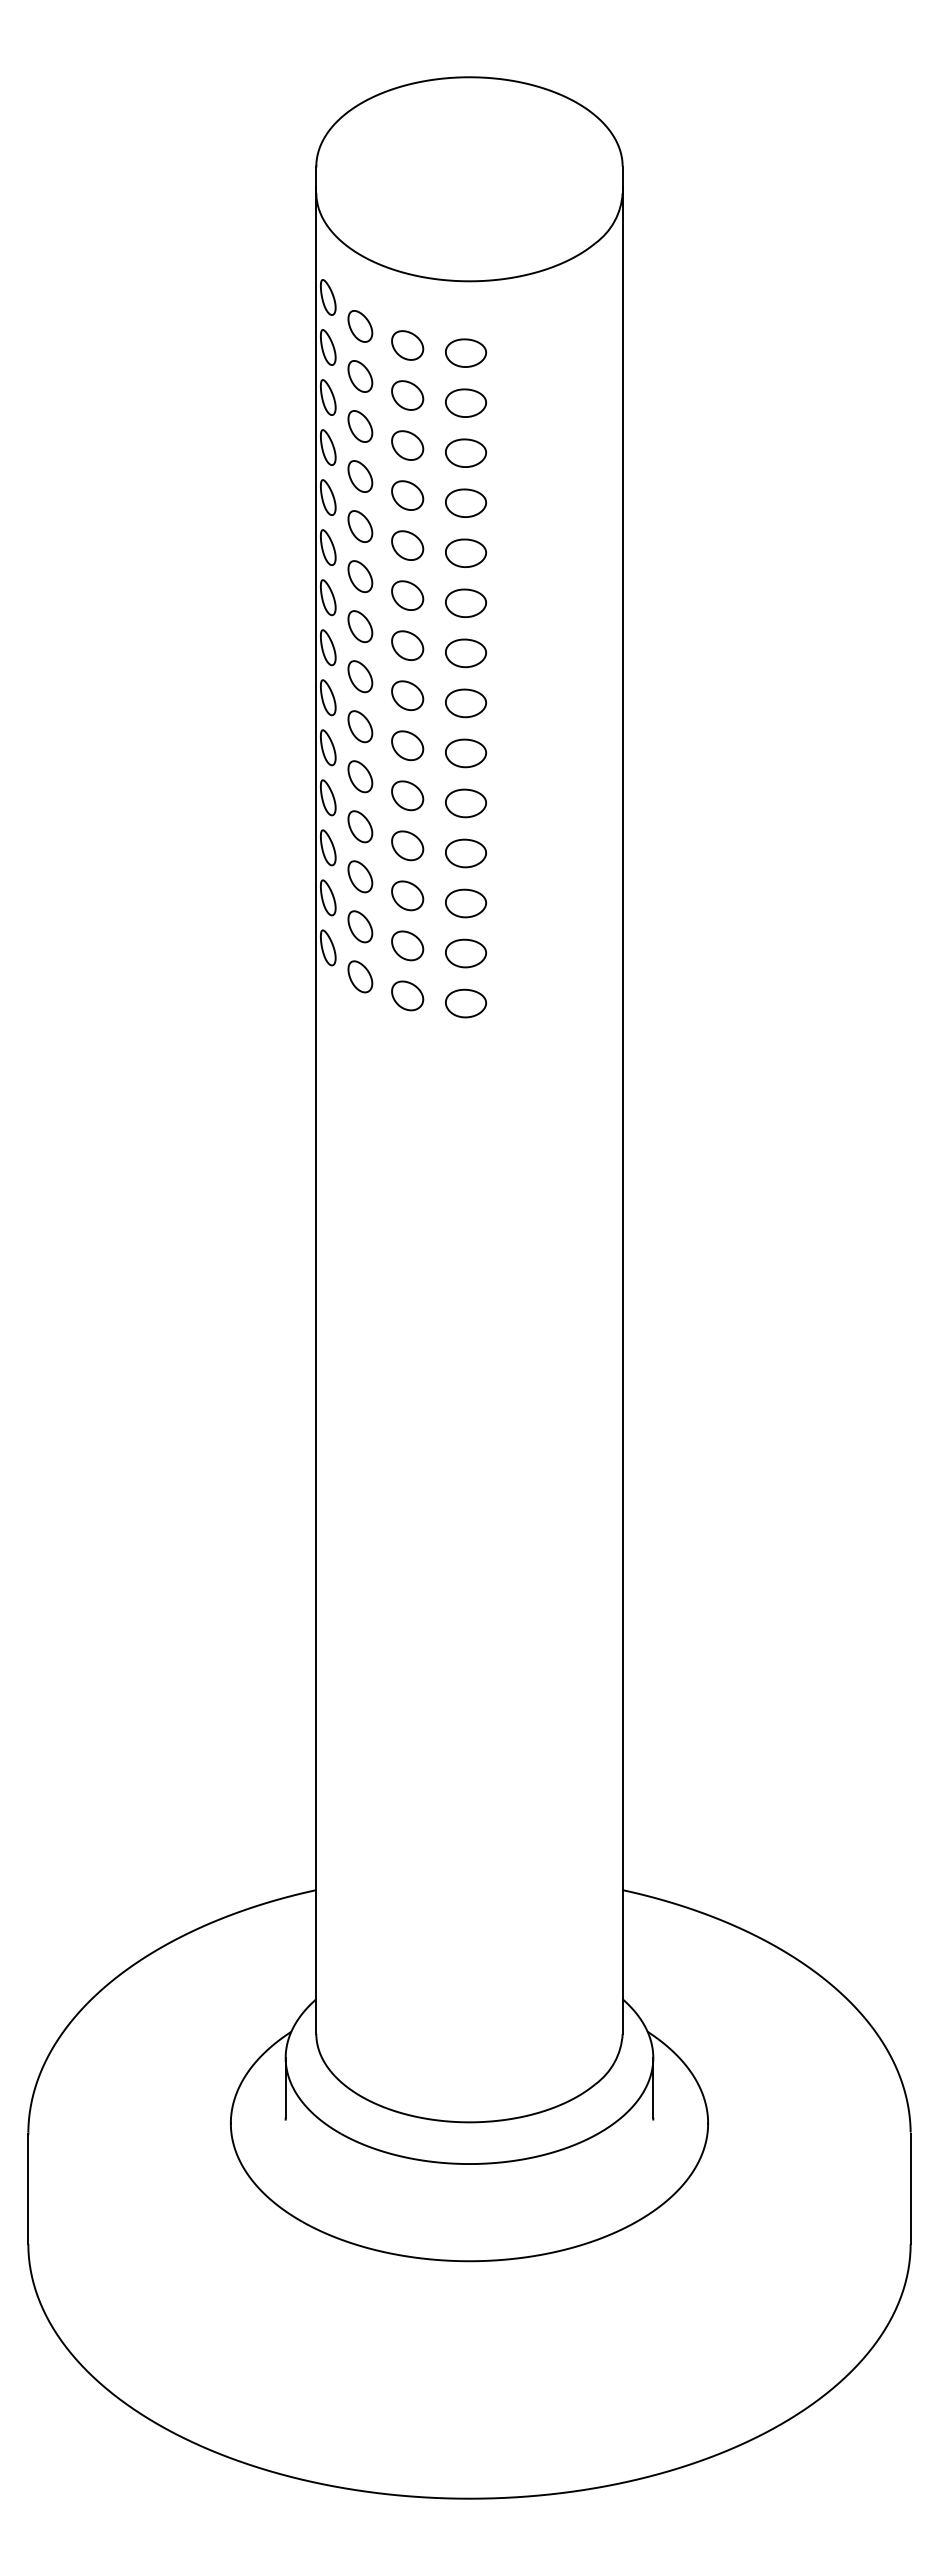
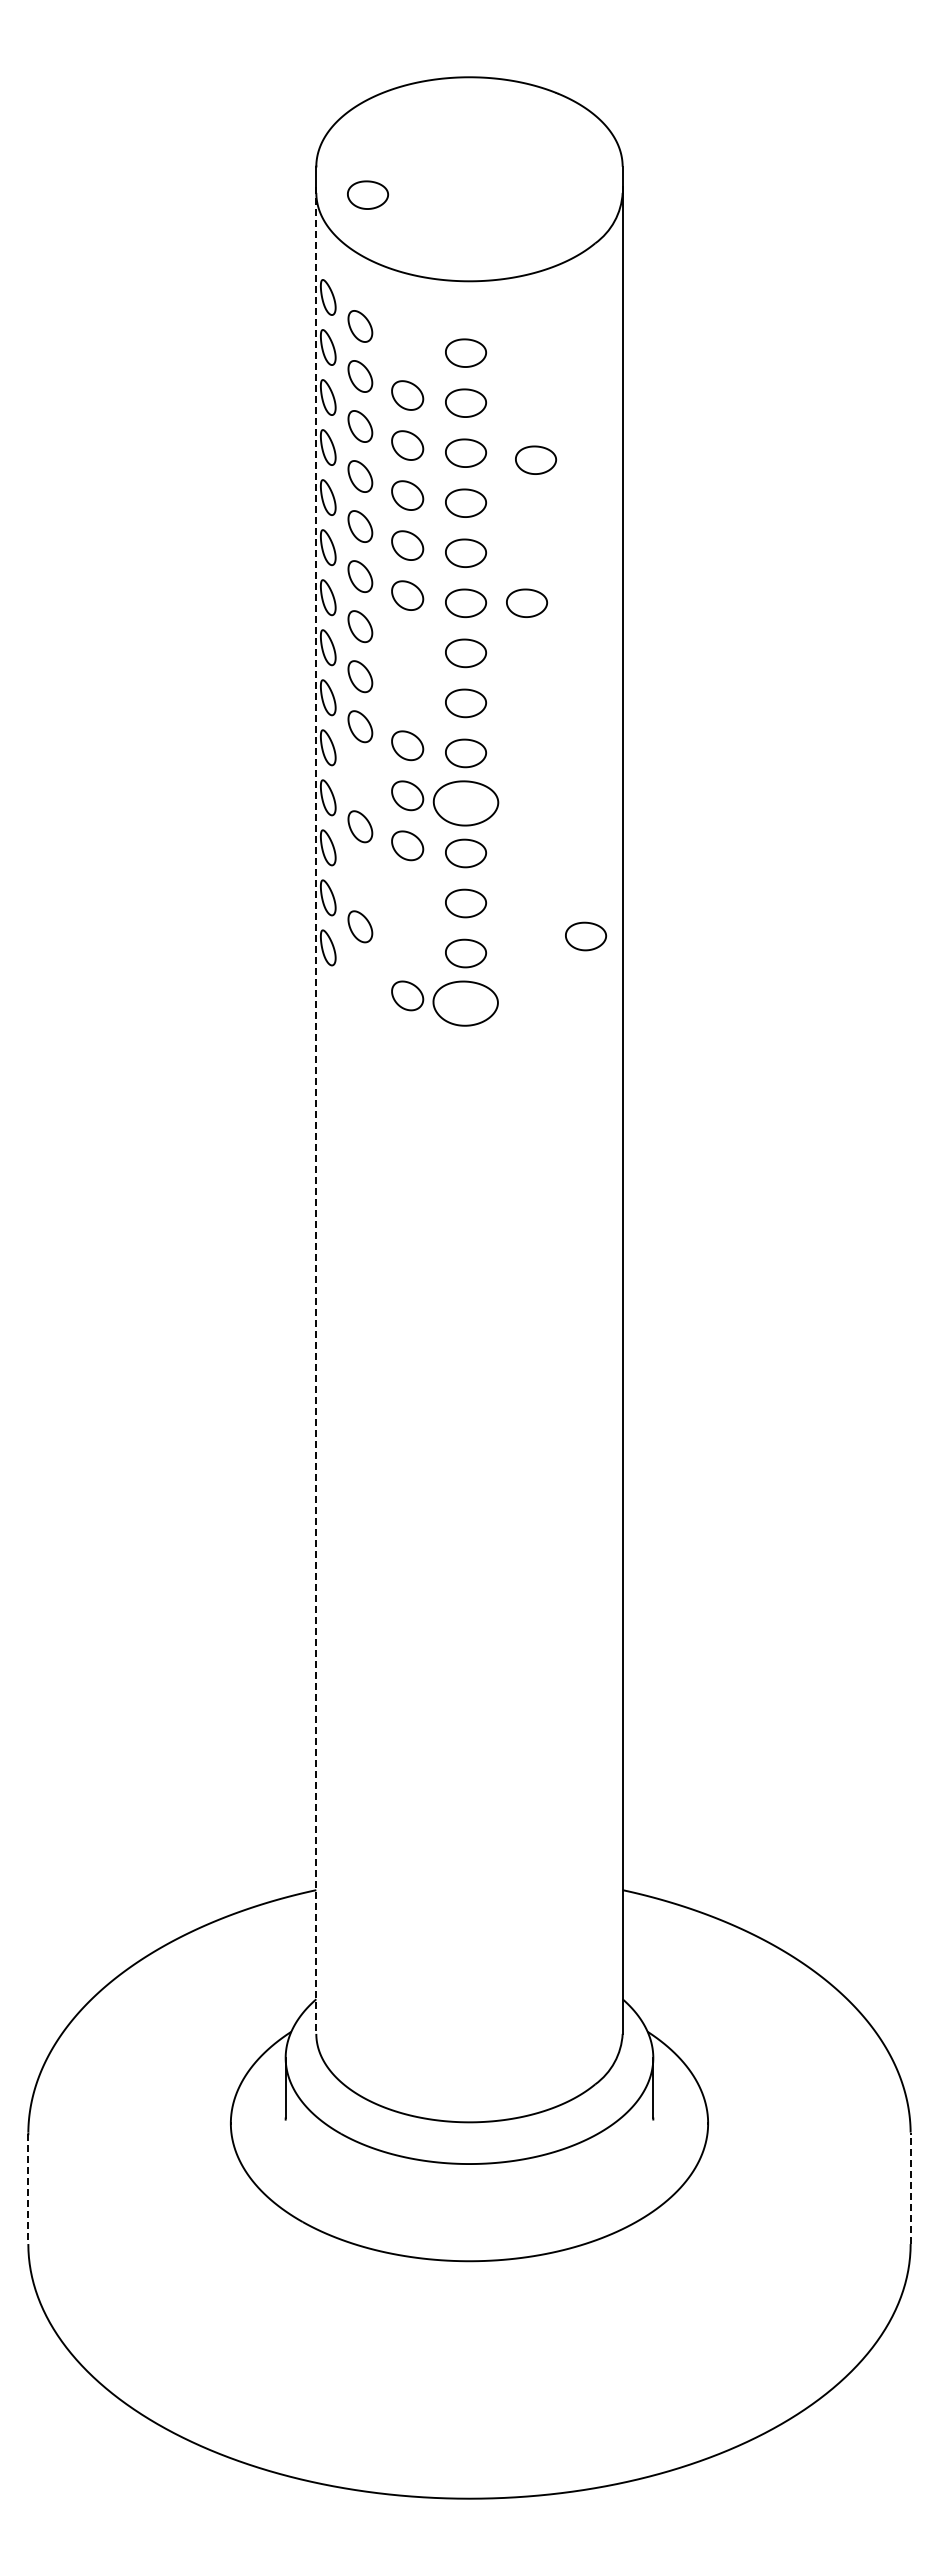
part: none -> present (368, 194)
part: present -> none (407, 345)
part: none -> present (536, 459)
part: none -> present (527, 602)
part: present -> none (407, 645)
part: present -> none (407, 695)
part: present -> none (360, 776)
part size: 42x31 px -> 68x47 px (465, 803)
part: present -> none (360, 876)
part: present -> none (407, 895)
part: none -> present (585, 936)
part: present -> none (407, 945)
part: present -> none (360, 976)
part size: 43x31 px -> 67x47 px (465, 1003)
line: solid -> dashed (316, 1110)
line: solid -> dashed (910, 2188)
line: solid -> dashed (28, 2189)
